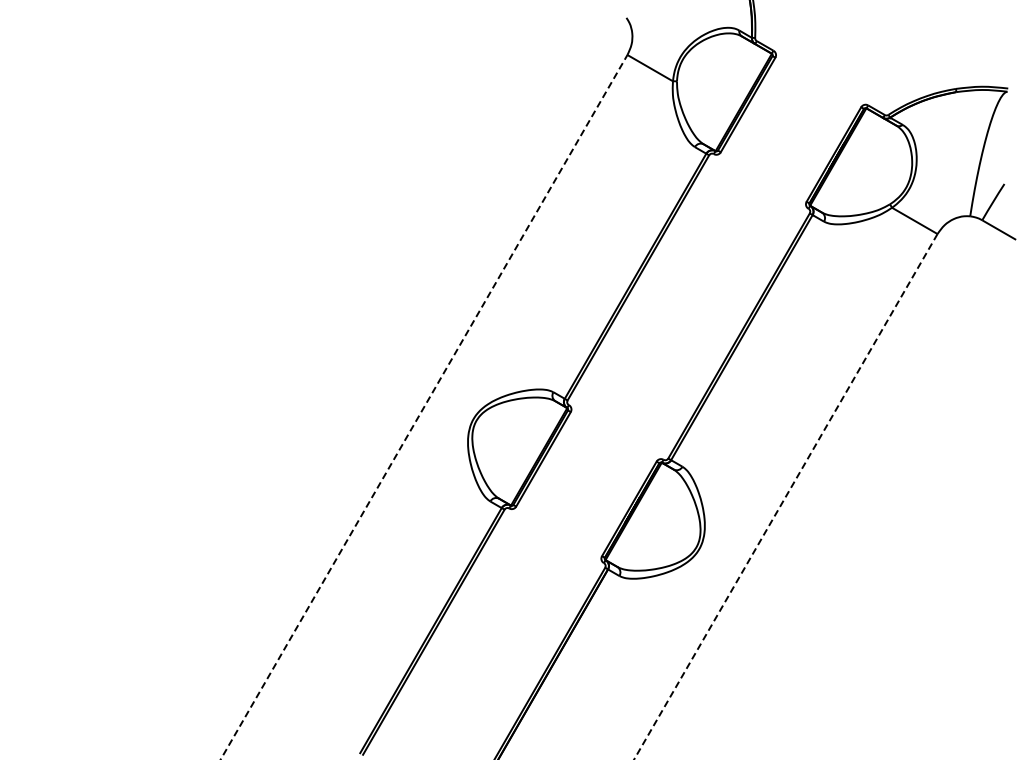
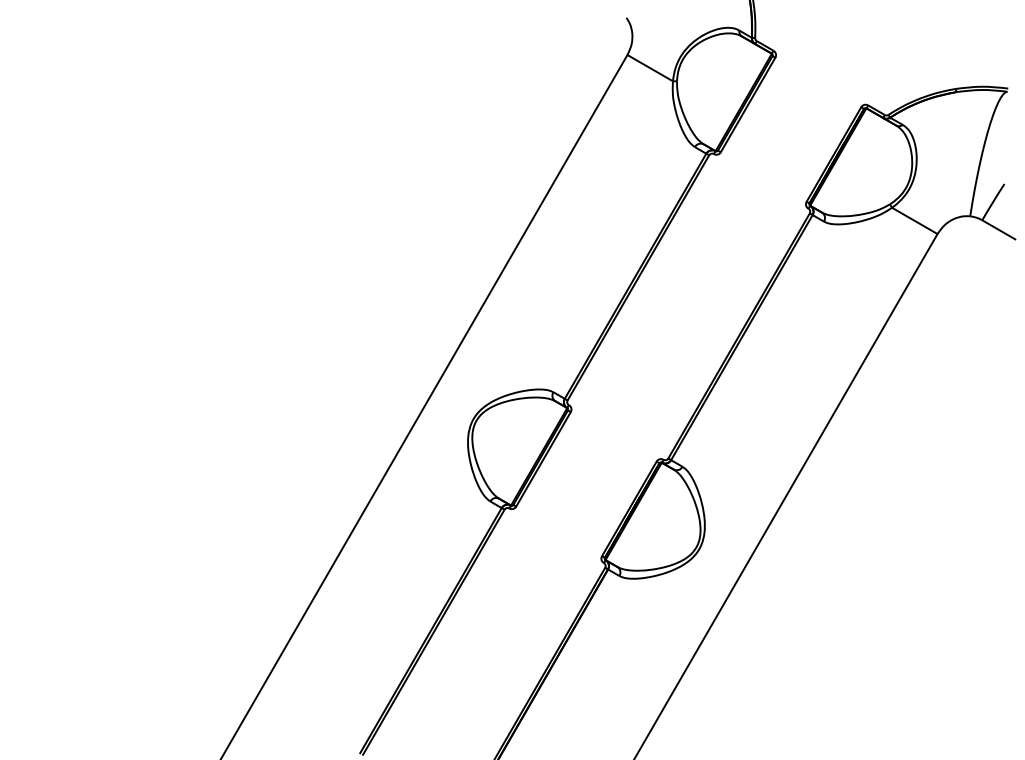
line: dashed -> solid (424, 407)
line: dashed -> solid (785, 497)
